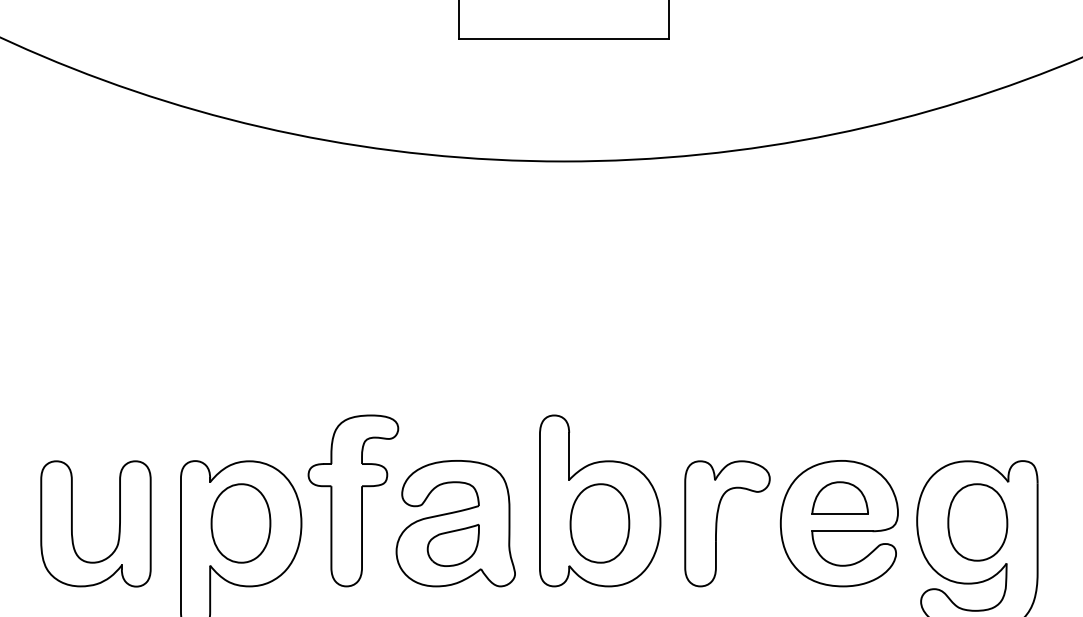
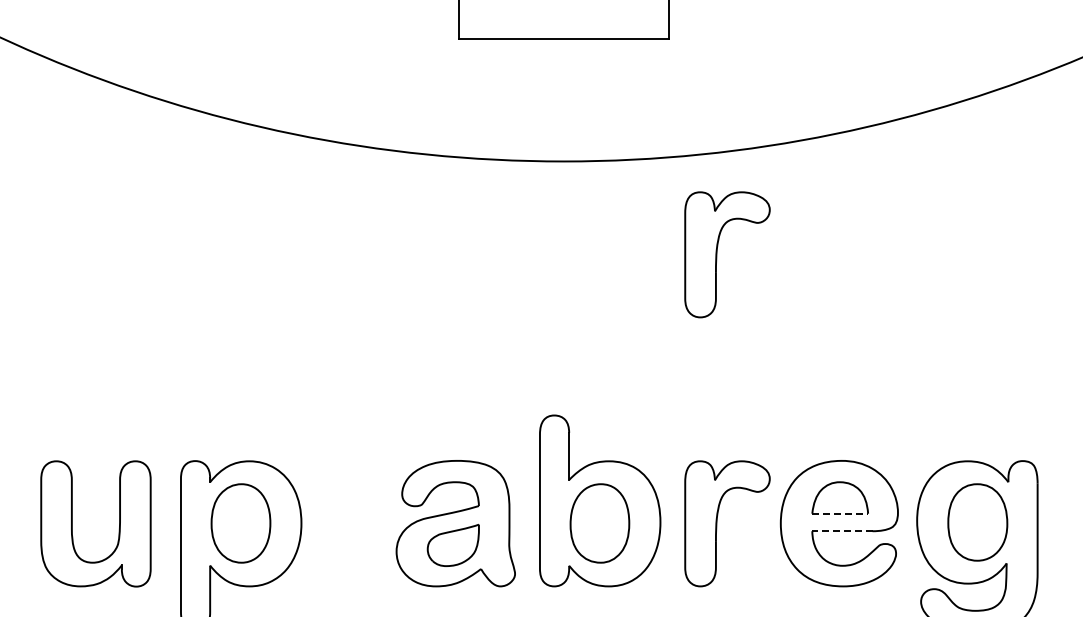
part: none -> present (717, 254)
part: present -> none (353, 500)
line: solid -> dashed (840, 513)
line: solid -> dashed (841, 531)
